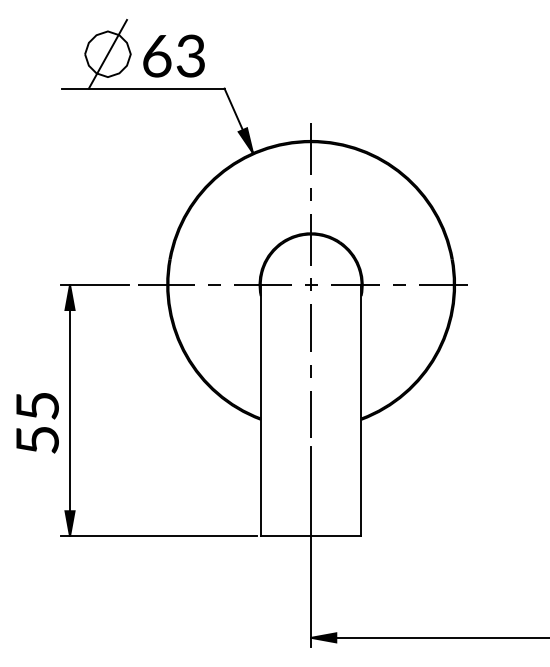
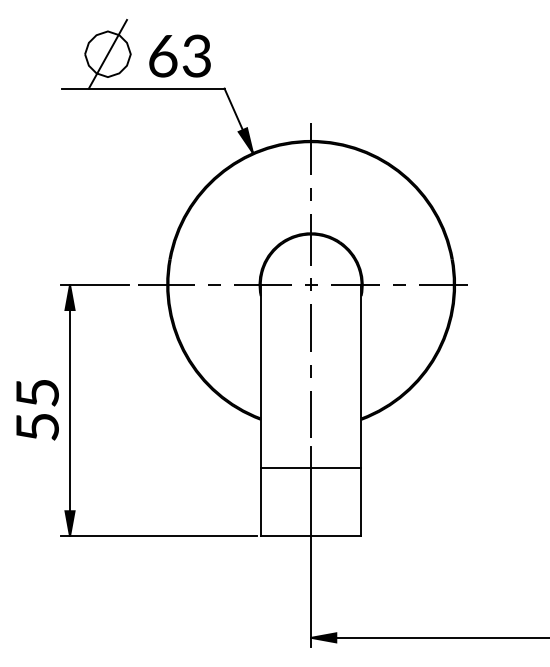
text position: (173, 55) -> (179, 55) (179, 55)
text position: (37, 423) -> (37, 410) (37, 410)
line: none -> present (310, 467)
